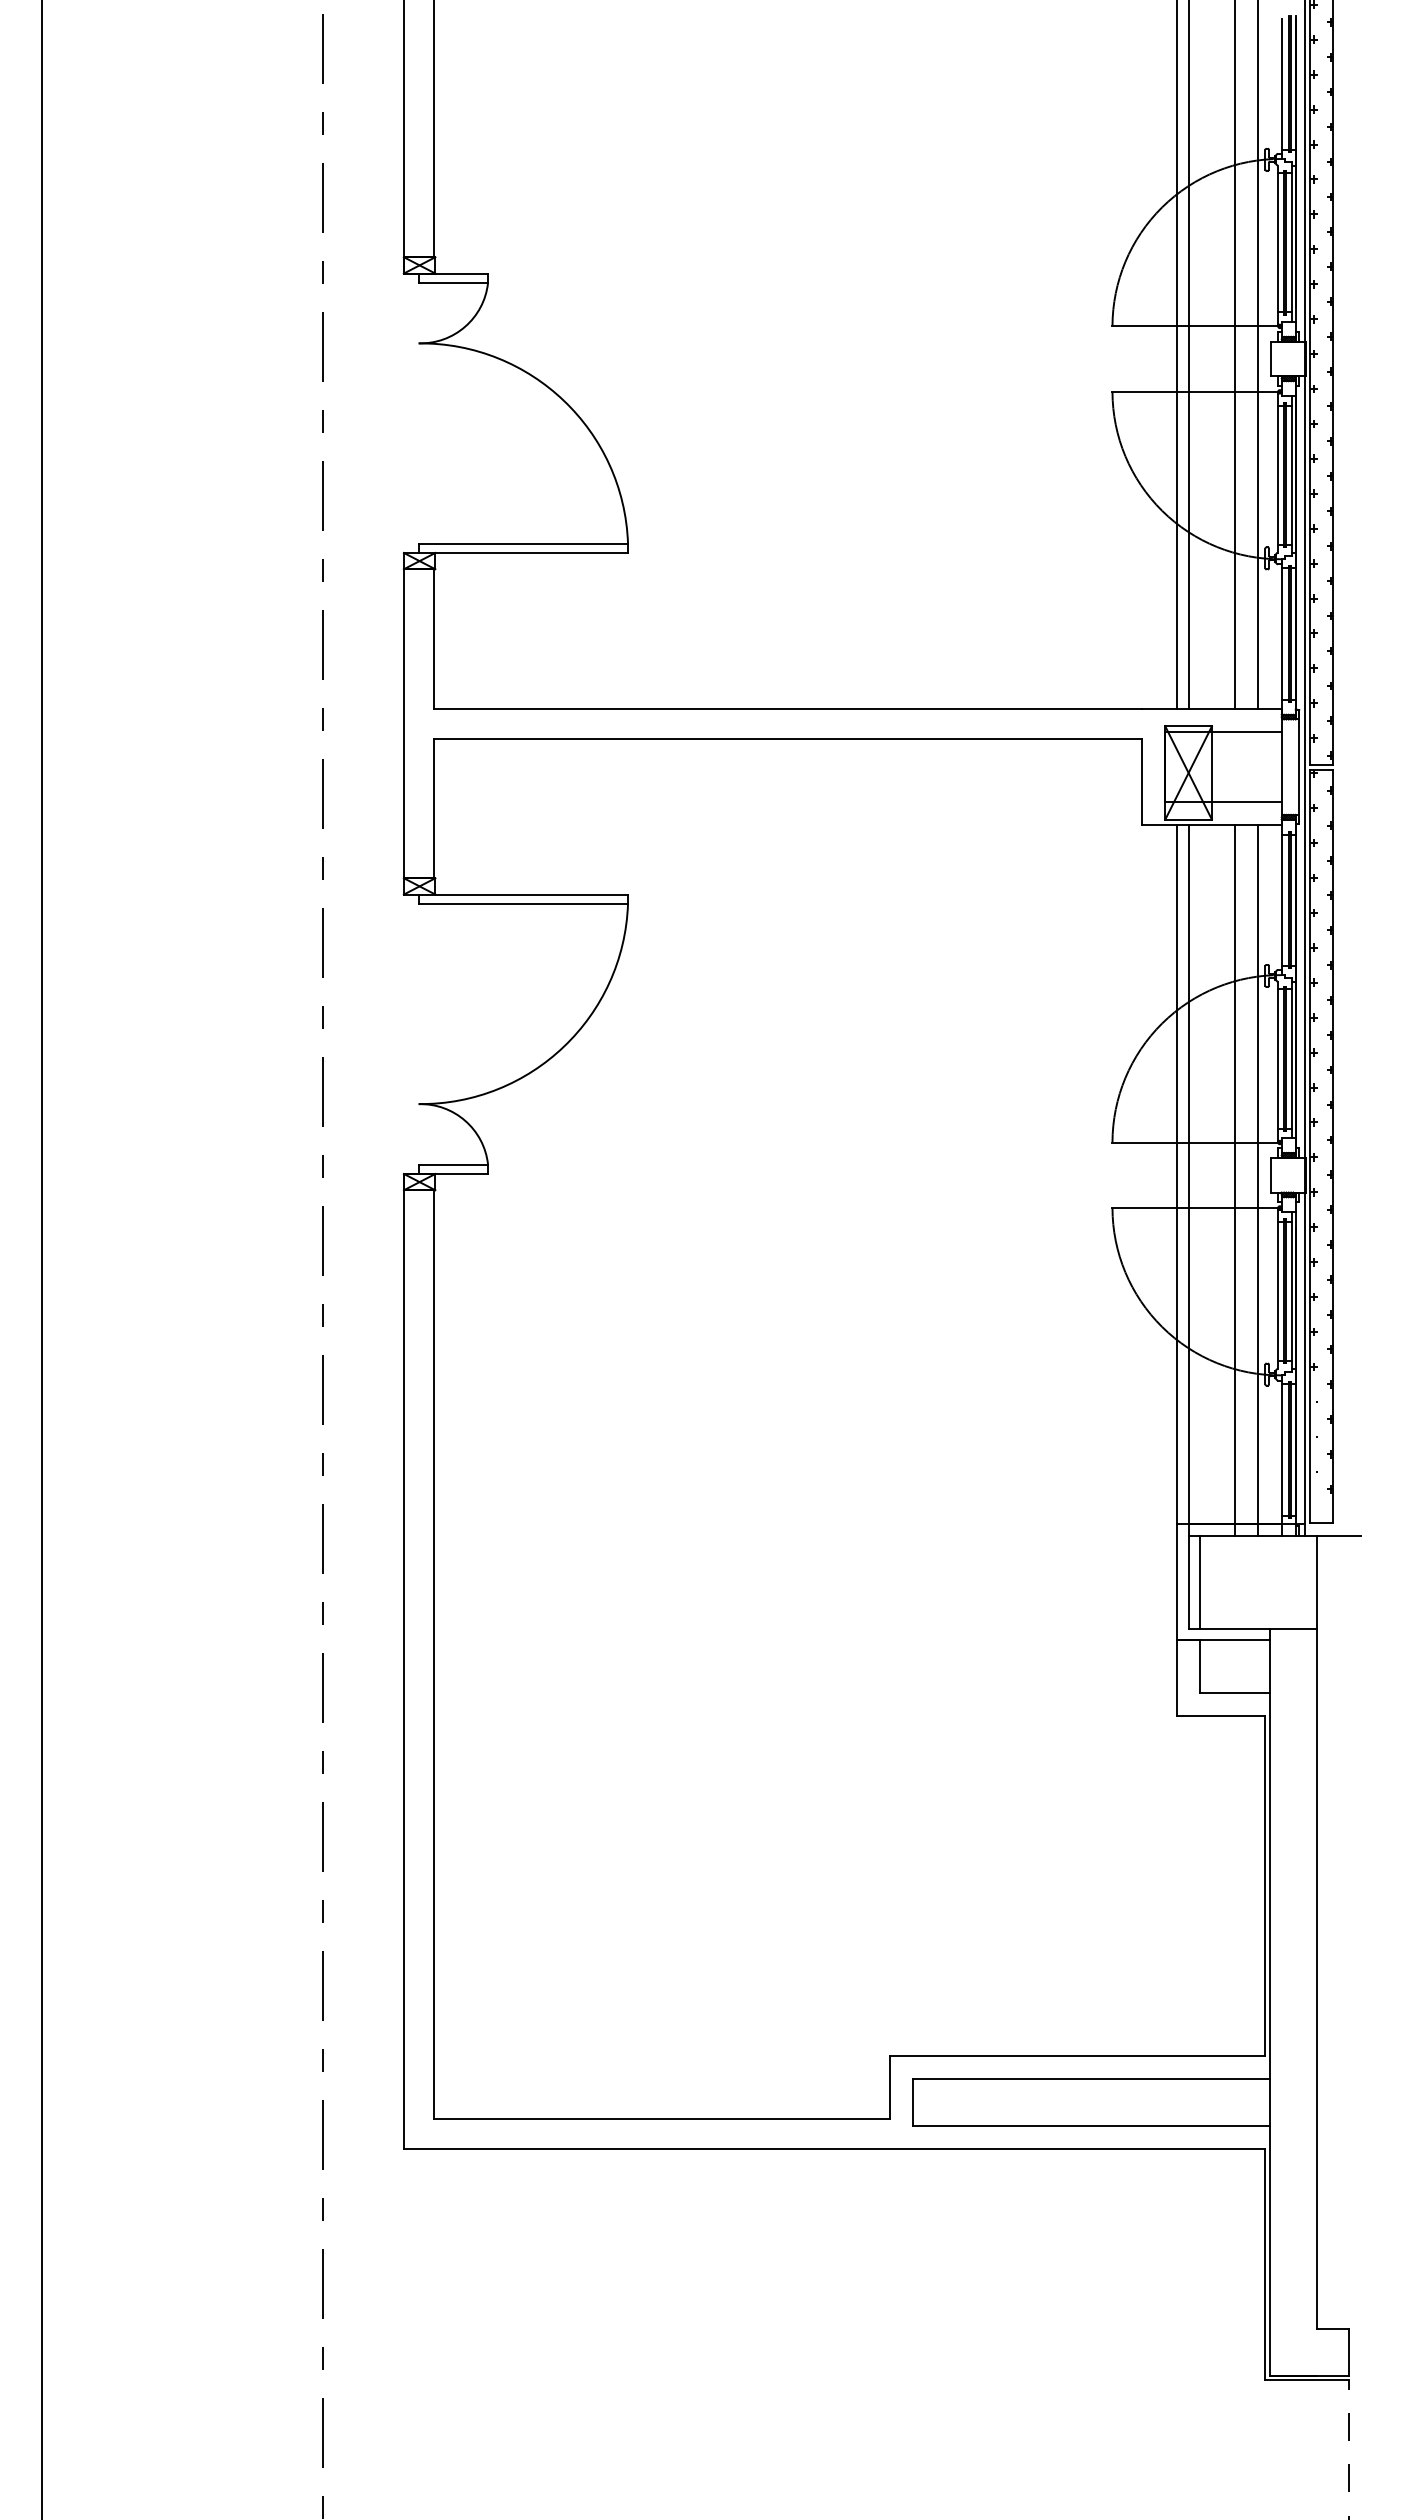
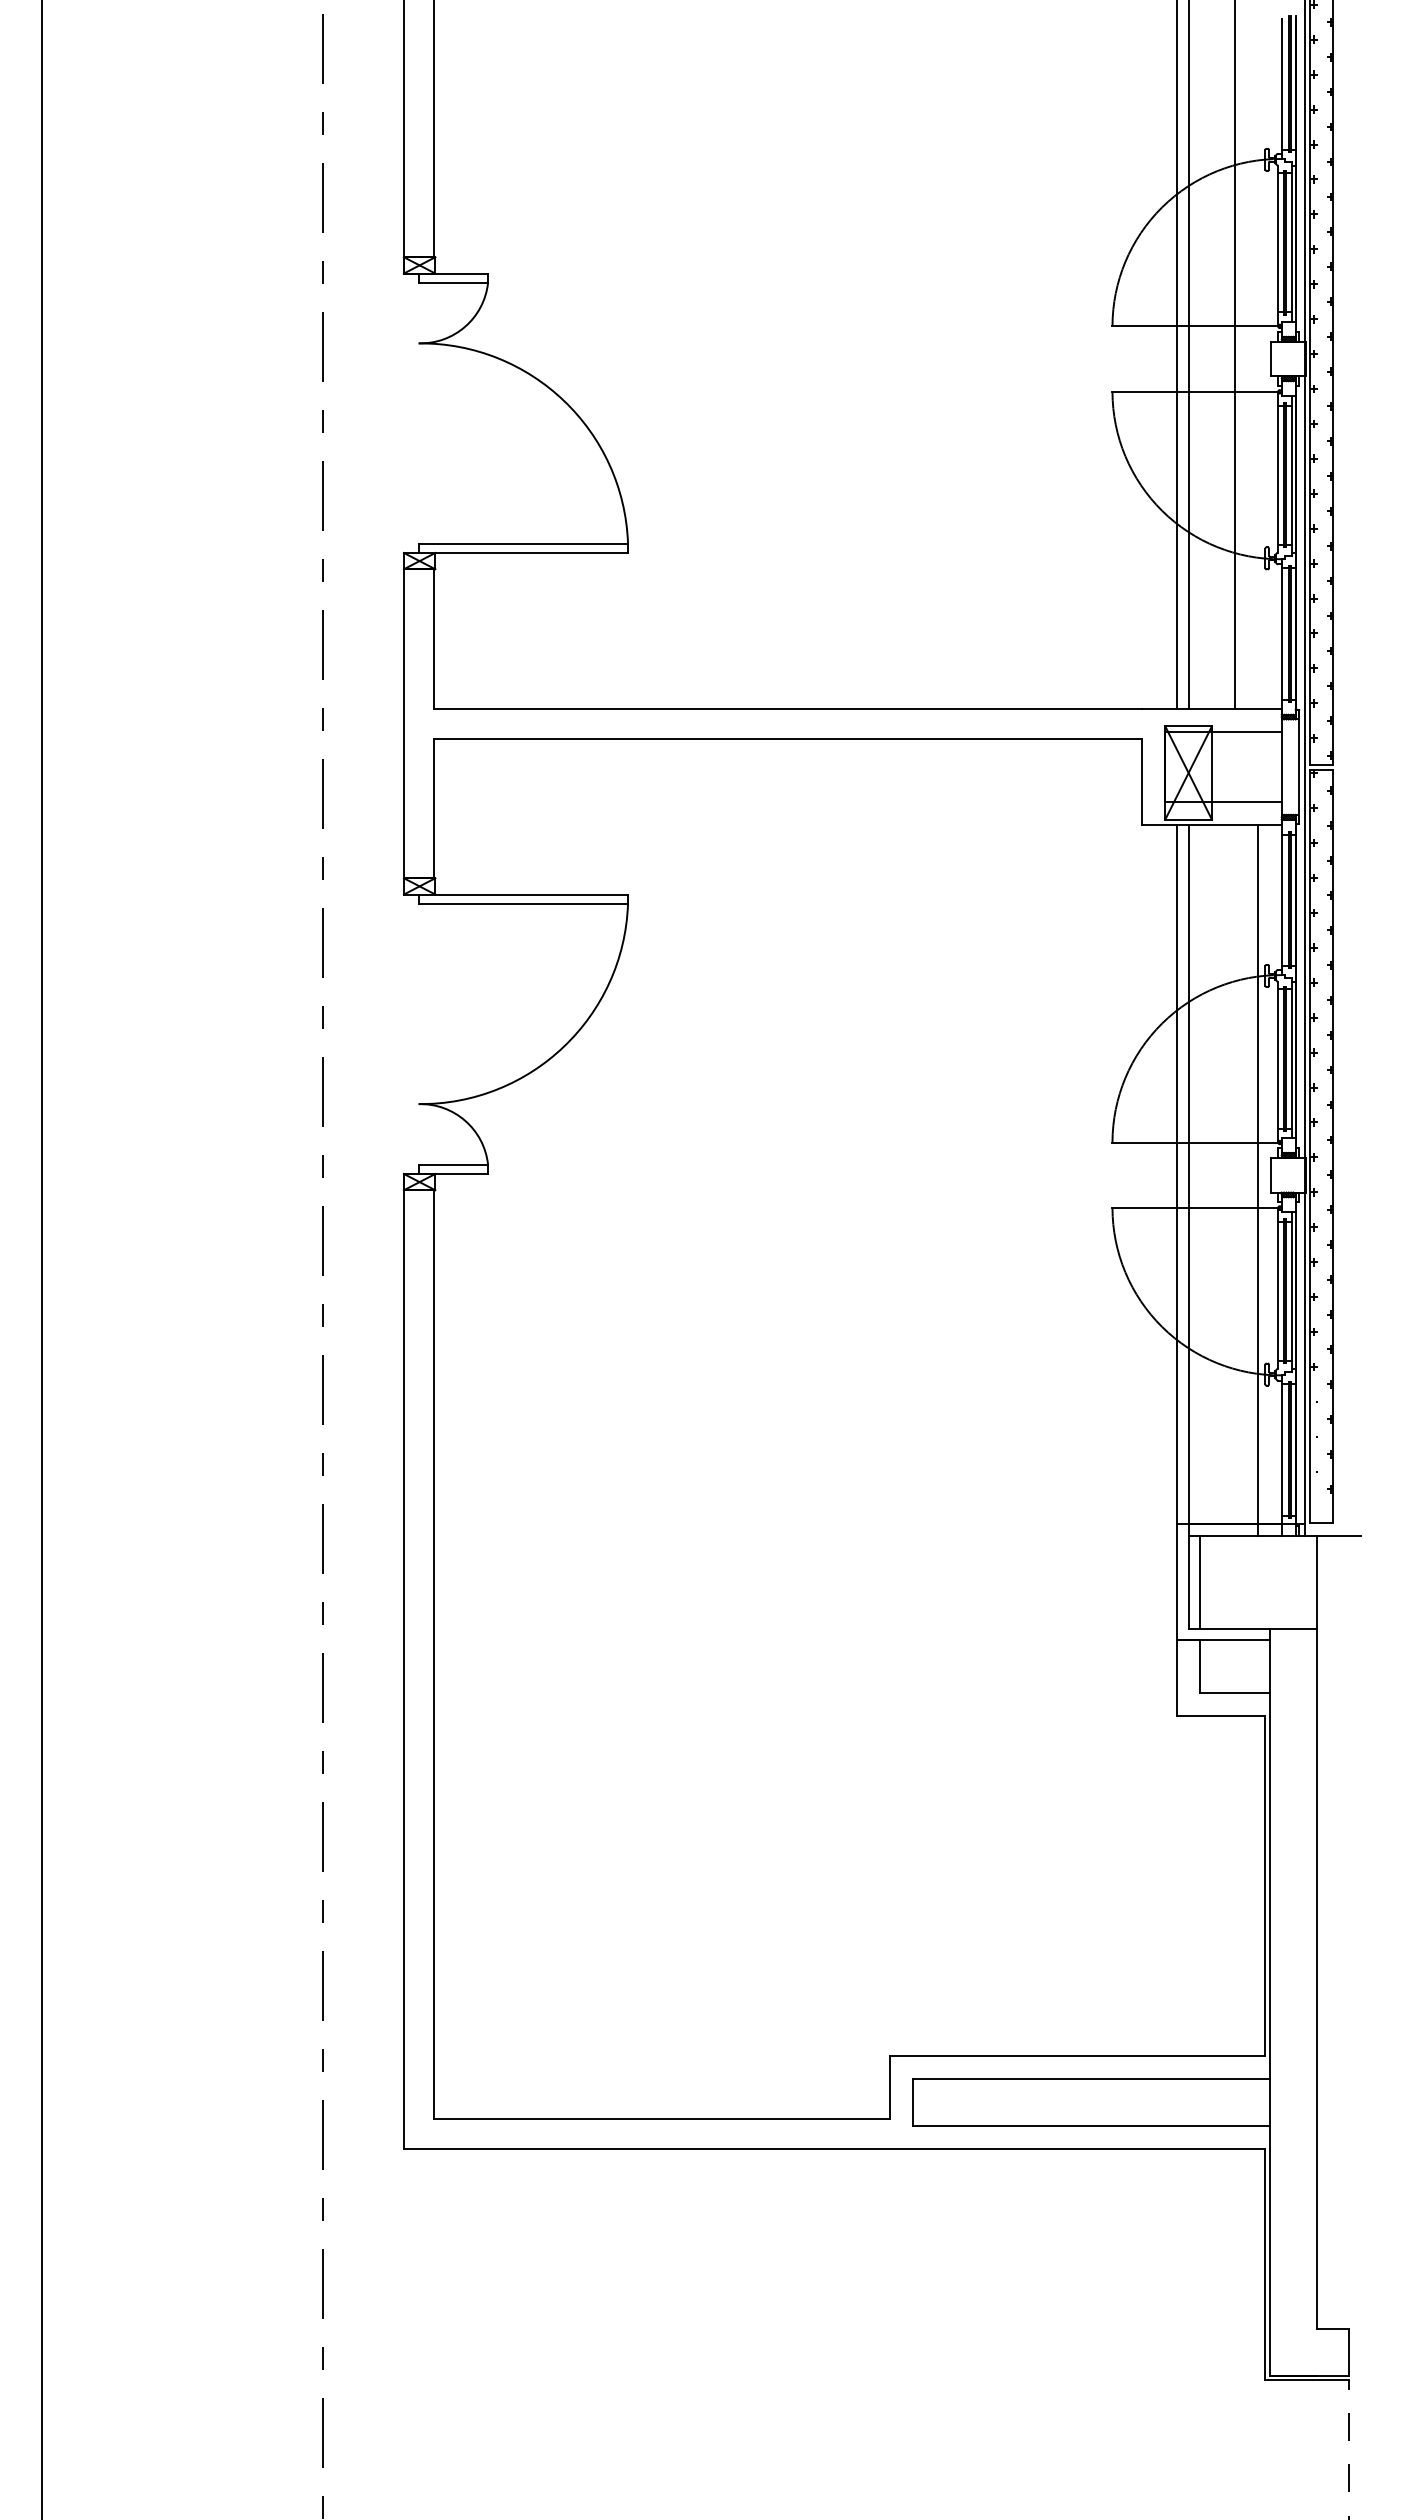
line: present -> none (1258, 355)
line: present -> none (1235, 1180)
